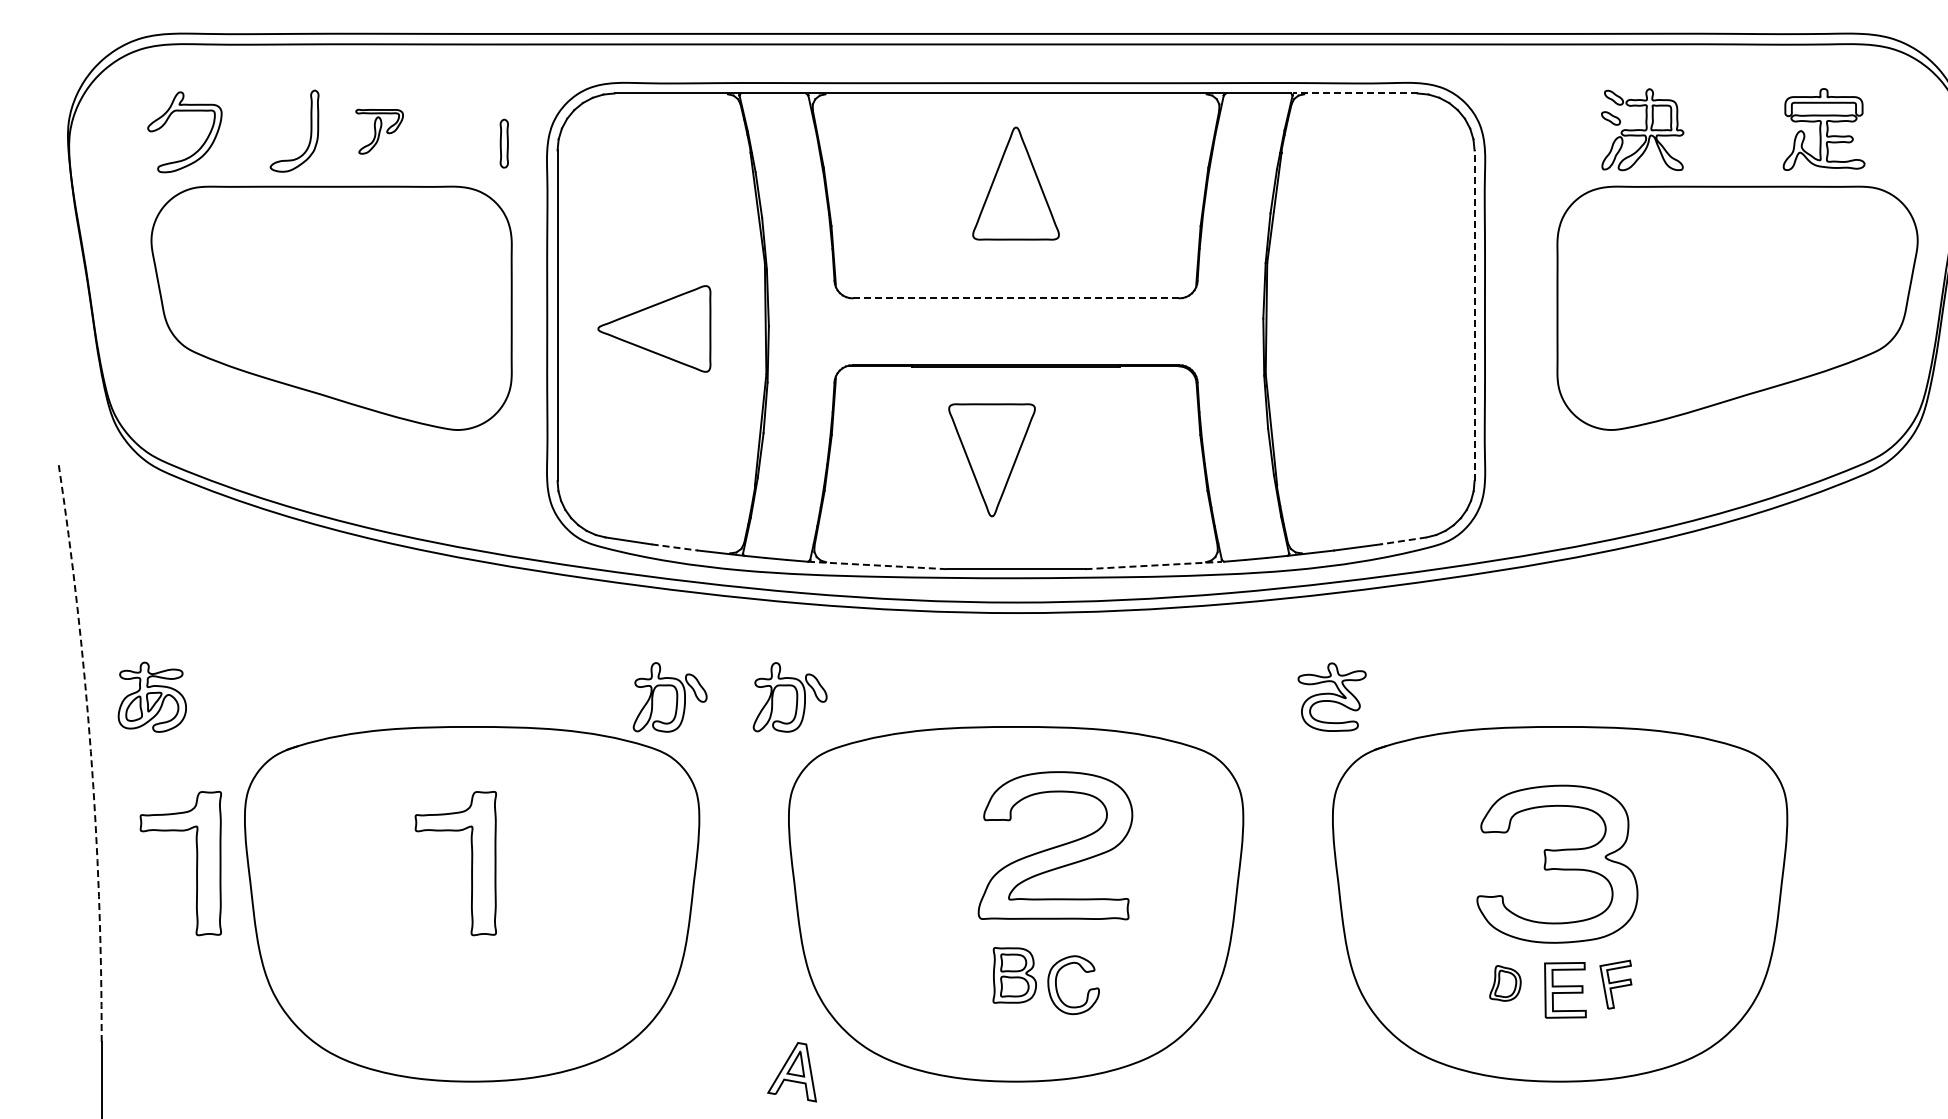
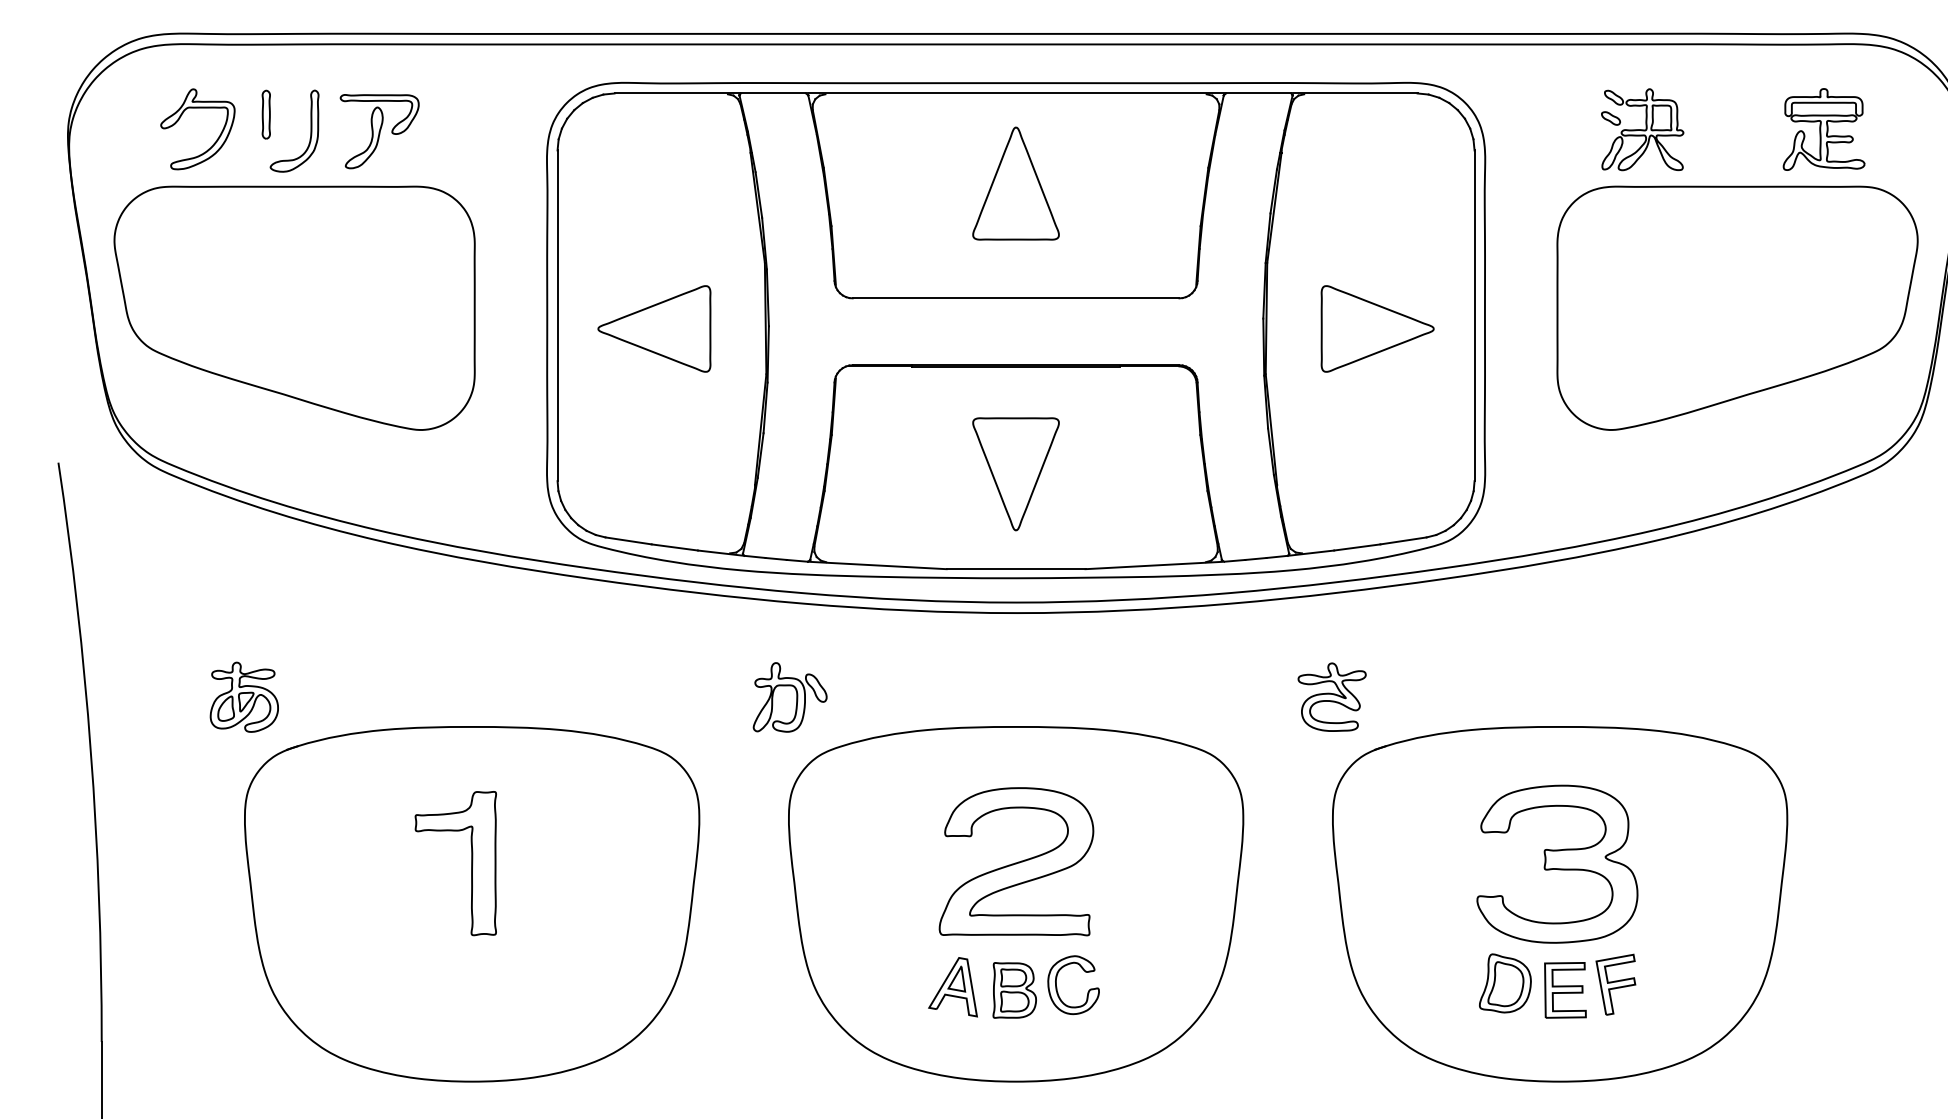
line: dashed -> solid (1354, 93)
part position: (167, 121) -> (180, 118) (180, 118)
part size: 49x47 px -> 81x76 px (379, 131)
part position: (503, 143) -> (265, 114) (265, 114)
line: dashed -> solid (1016, 298)
part position: (331, 307) -> (294, 307) (294, 307)
line: dashed -> solid (1474, 315)
part: none -> present (1377, 328)
part position: (991, 460) -> (1015, 474) (1015, 474)
line: dashed -> solid (1403, 540)
line: dashed -> solid (675, 547)
line: dashed -> solid (877, 565)
line: dashed -> solid (1154, 565)
part position: (151, 696) -> (243, 696) (243, 696)
part: present -> none (676, 697)
arc: dashed -> solid (90, 751)
part position: (1055, 845) -> (1016, 861) (1016, 861)
part: present -> none (196, 863)
part position: (1014, 975) -> (1014, 990) (1014, 990)
part size: 33x37 px -> 53x61 px (1505, 983)
part size: 34x51 px -> 42x63 px (1615, 984)
part position: (791, 1072) -> (952, 987) (952, 987)
